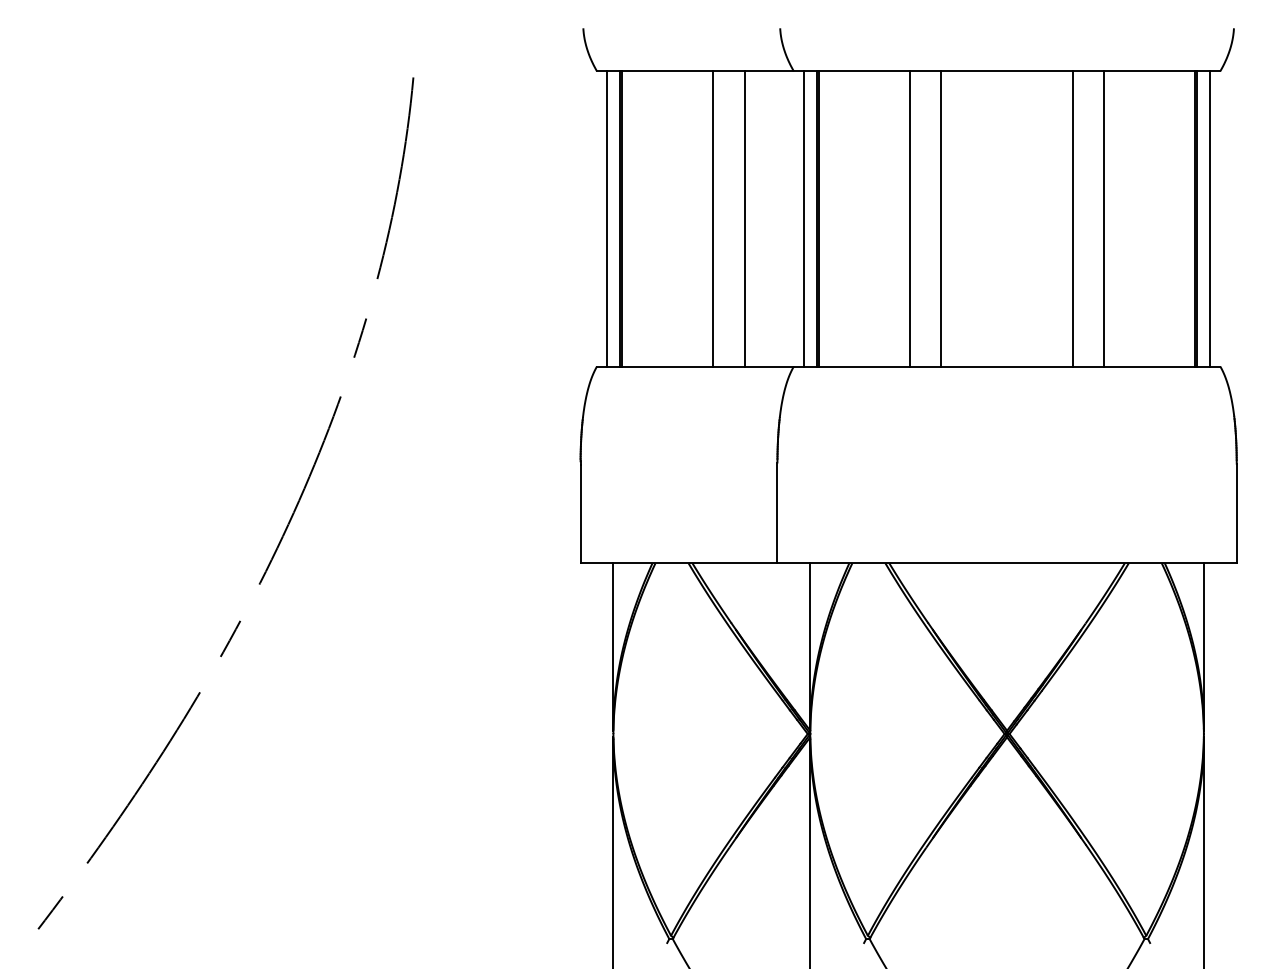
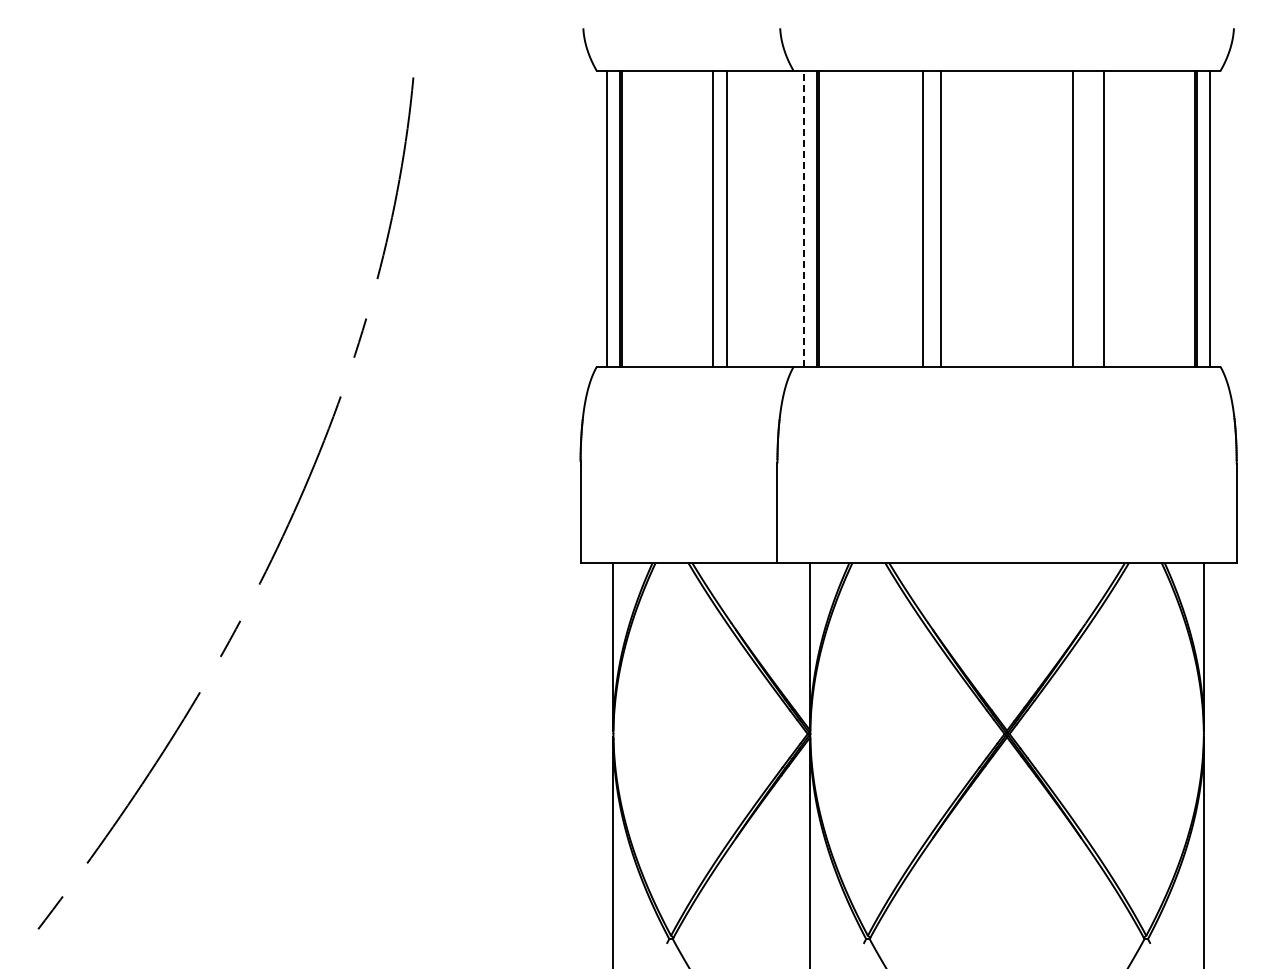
line position: (744, 218) -> (726, 218) (726, 218)
line: solid -> dashed (804, 218)
line position: (910, 218) -> (923, 218) (923, 218)
